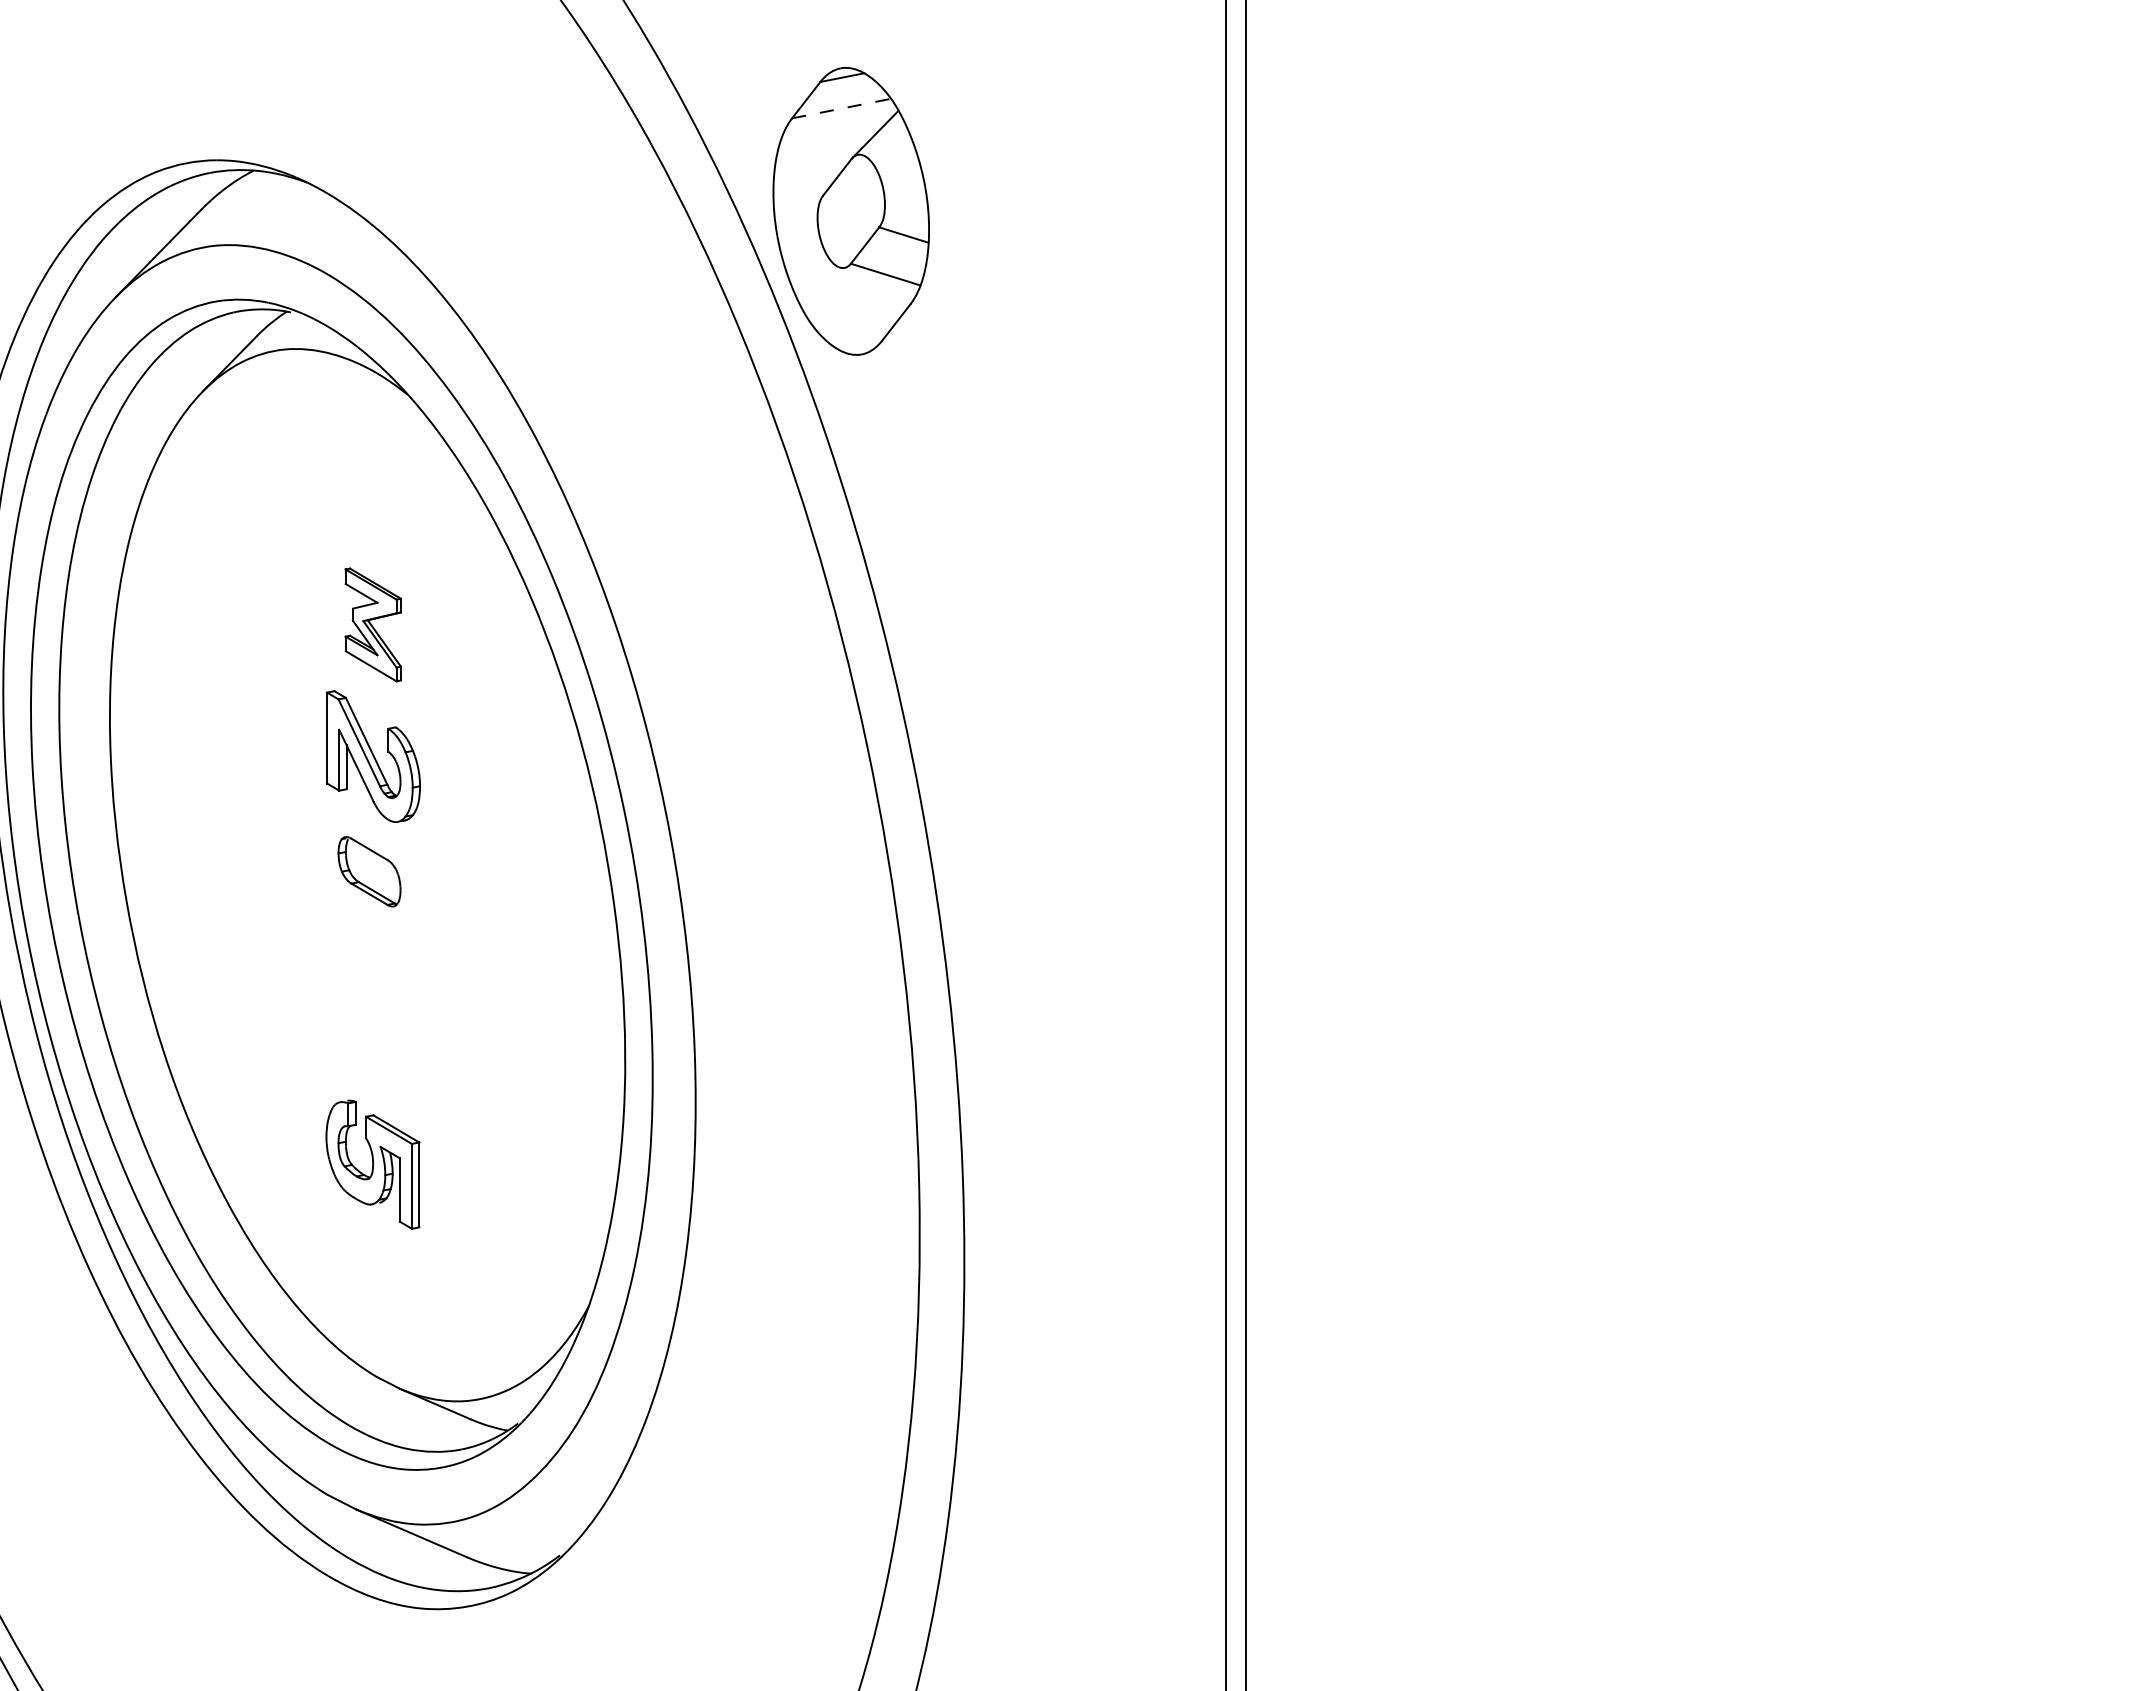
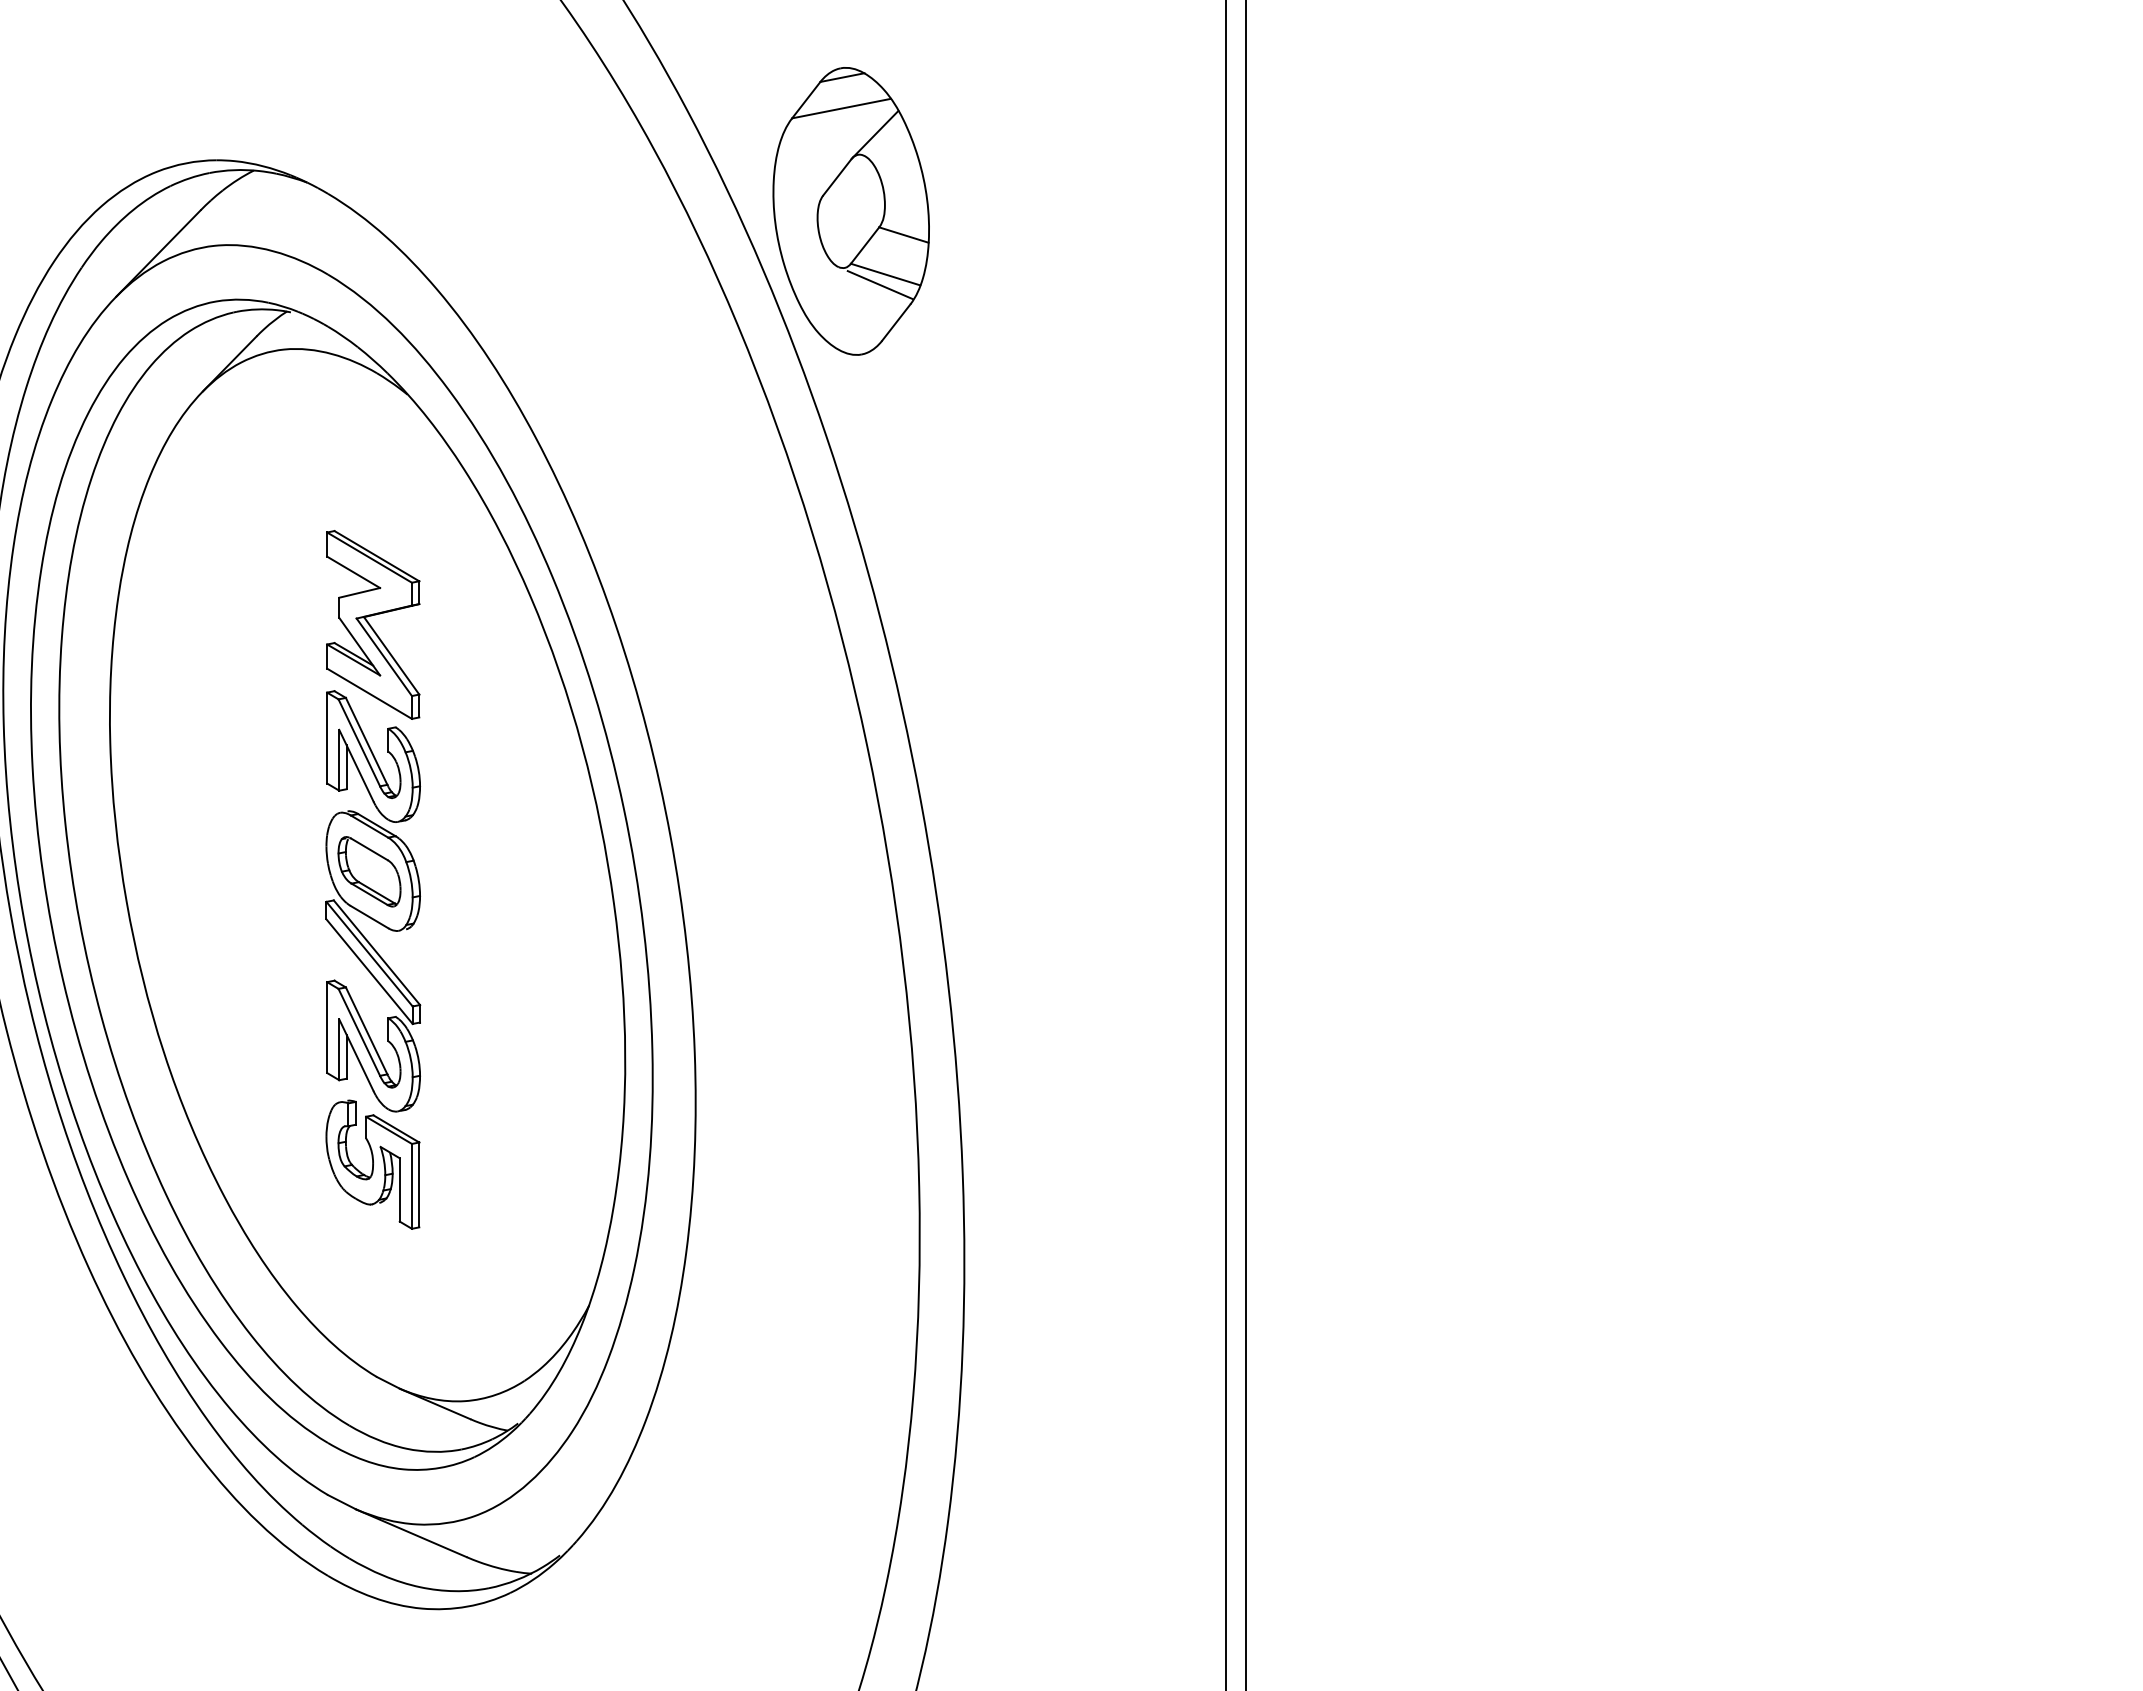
line: dashed -> solid (841, 108)
line: none -> present (879, 285)
part size: 58x116 px -> 95x190 px (373, 624)
part: none -> present (373, 961)
